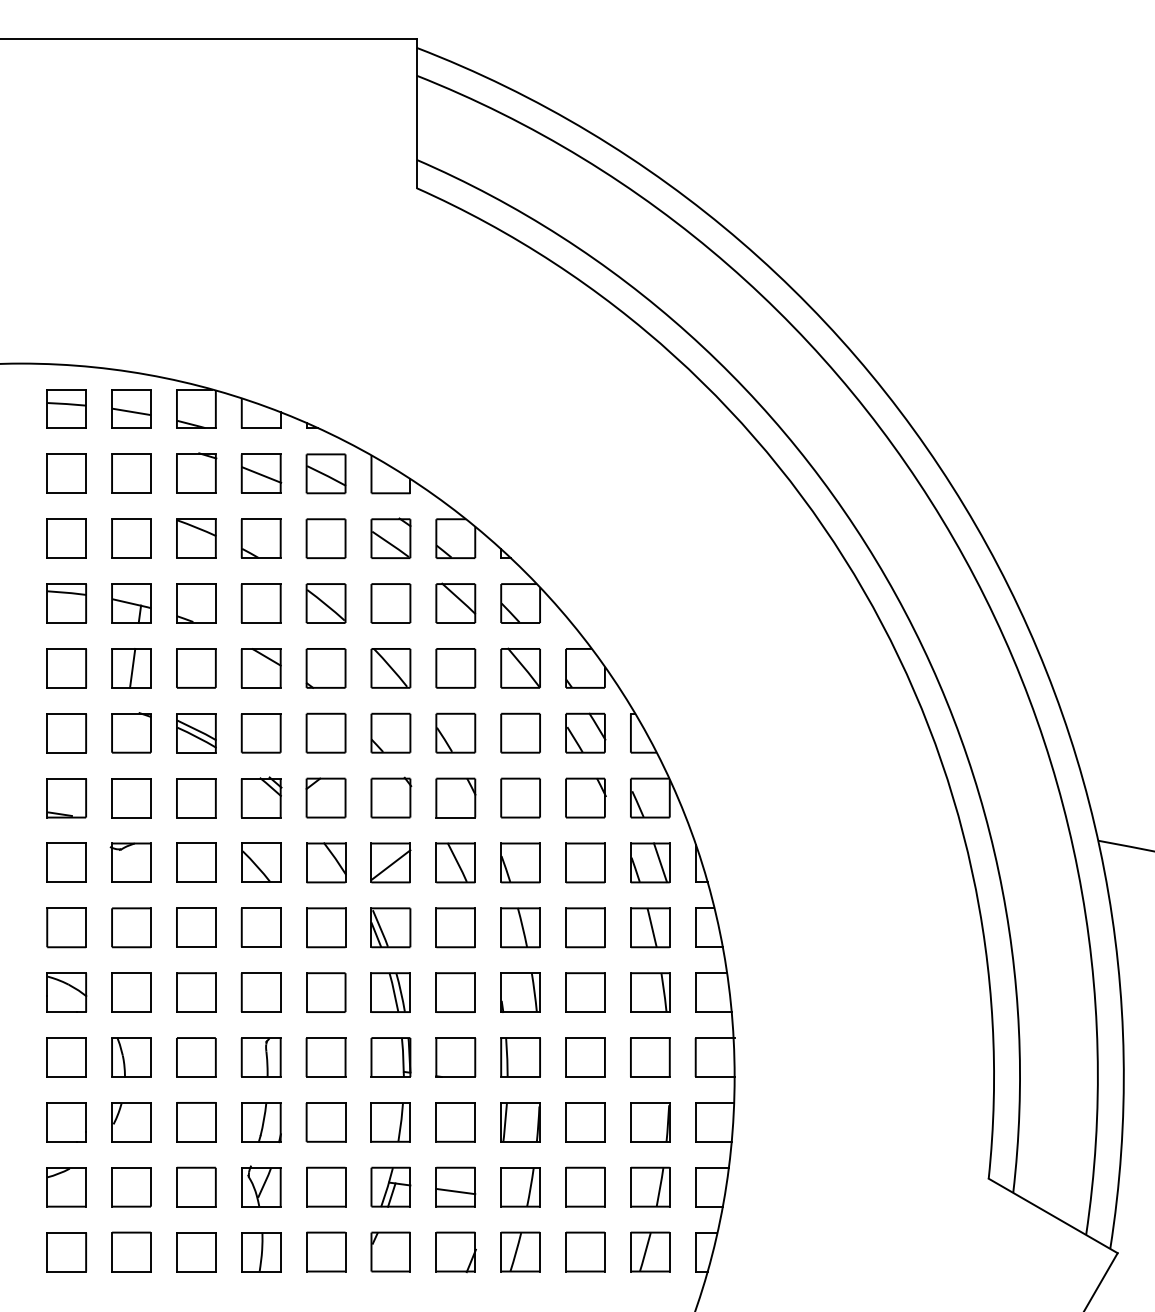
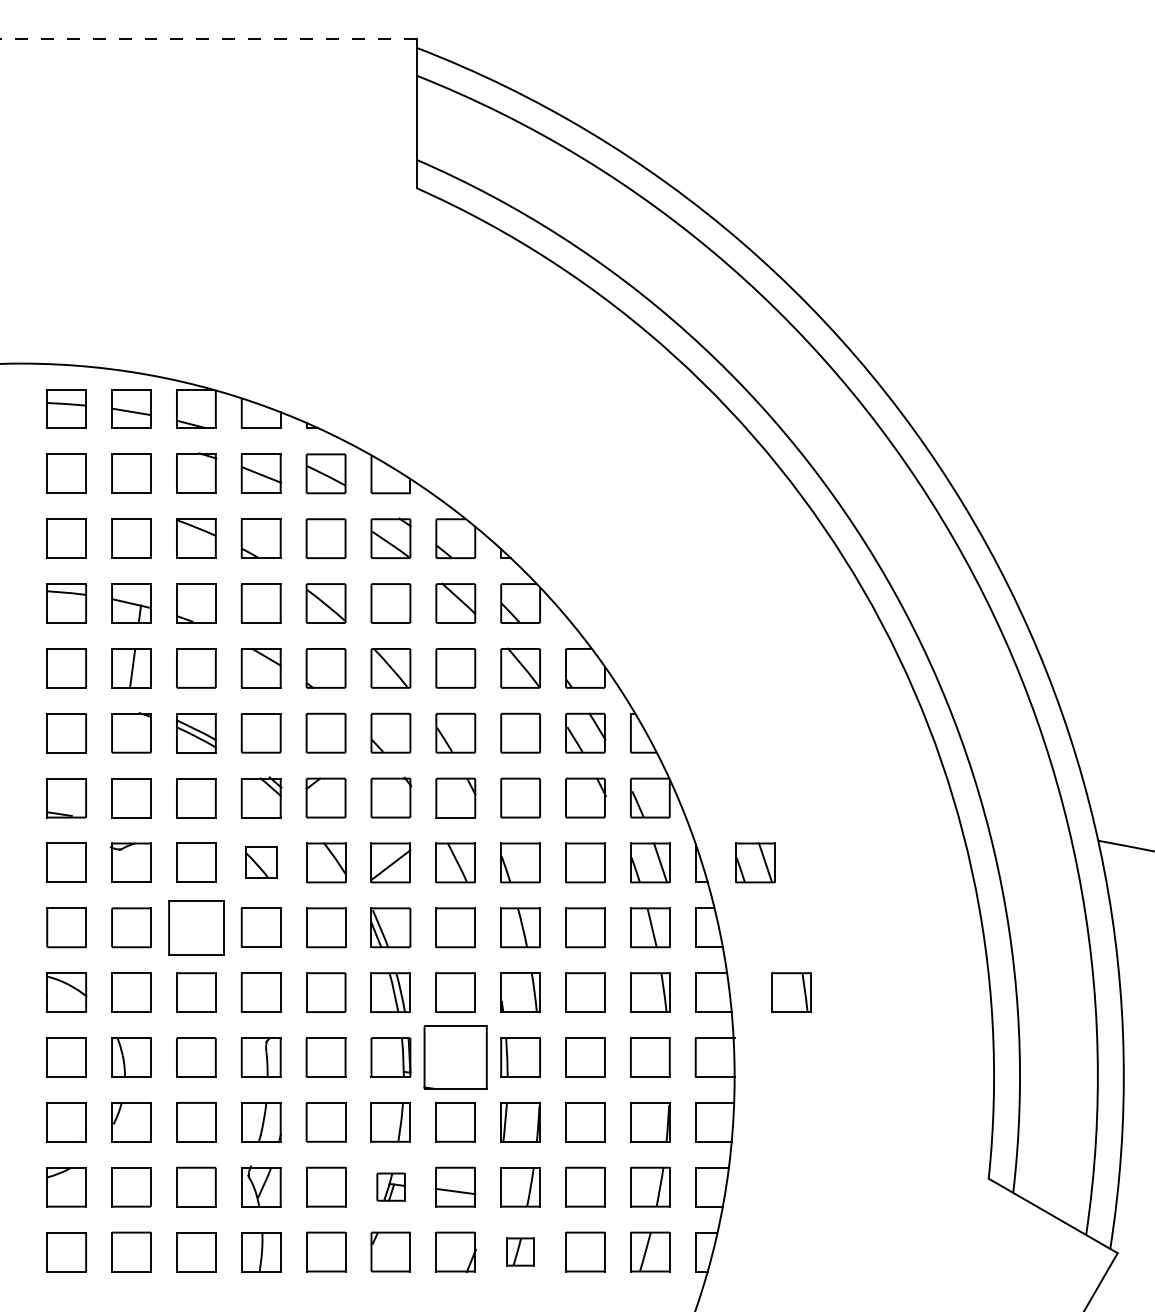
line: solid -> dashed (209, 39)
part size: 41x41 px -> 33x33 px (261, 862)
part: none -> present (755, 862)
part size: 41x41 px -> 57x56 px (196, 927)
part: none -> present (791, 992)
part size: 42x41 px -> 65x65 px (455, 1057)
part size: 42x42 px -> 30x30 px (390, 1186)
part size: 41x42 px -> 29x30 px (520, 1251)
